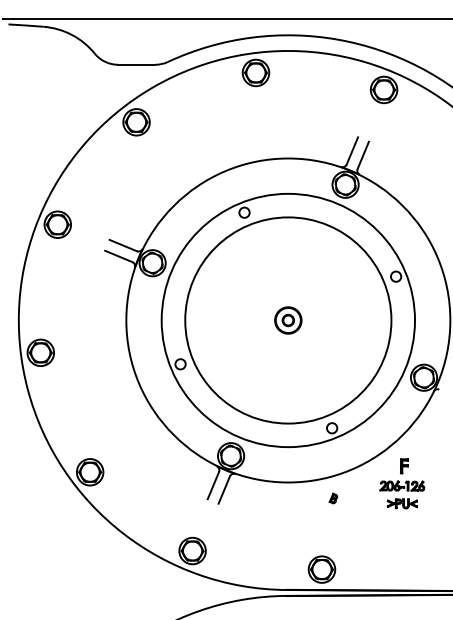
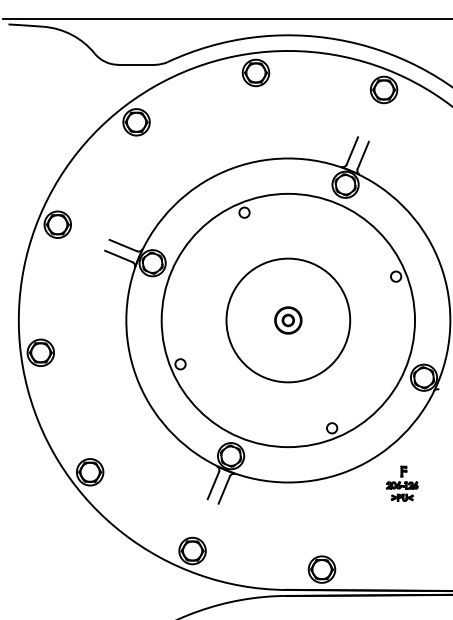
circle diameter: 206 px -> 124 px (288, 320)
part size: 47x52 px -> 33x37 px (402, 483)
part: present -> none (333, 498)
